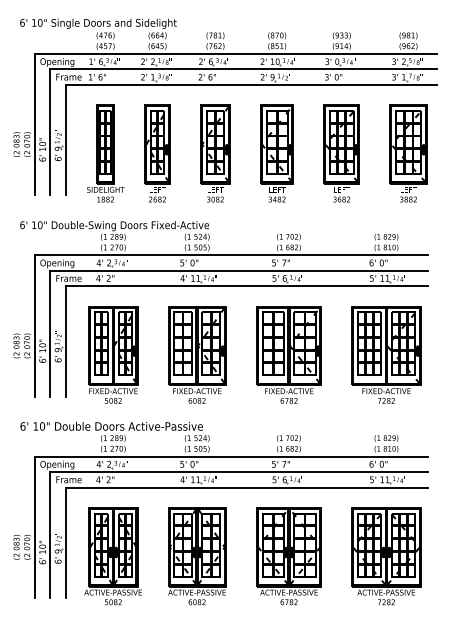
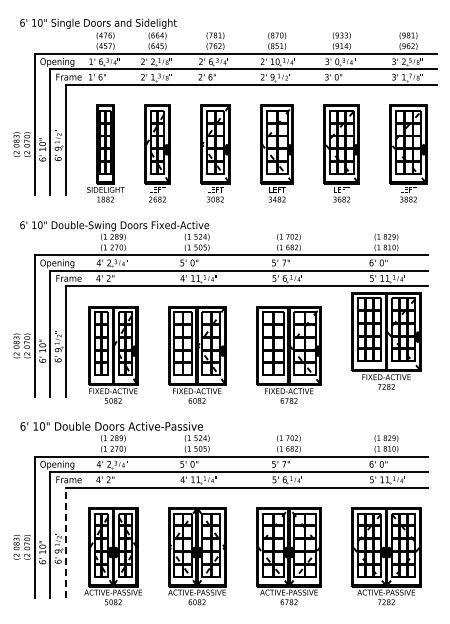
part position: (386, 354) -> (386, 340) (386, 340)
line: solid -> dashed (65, 542)
